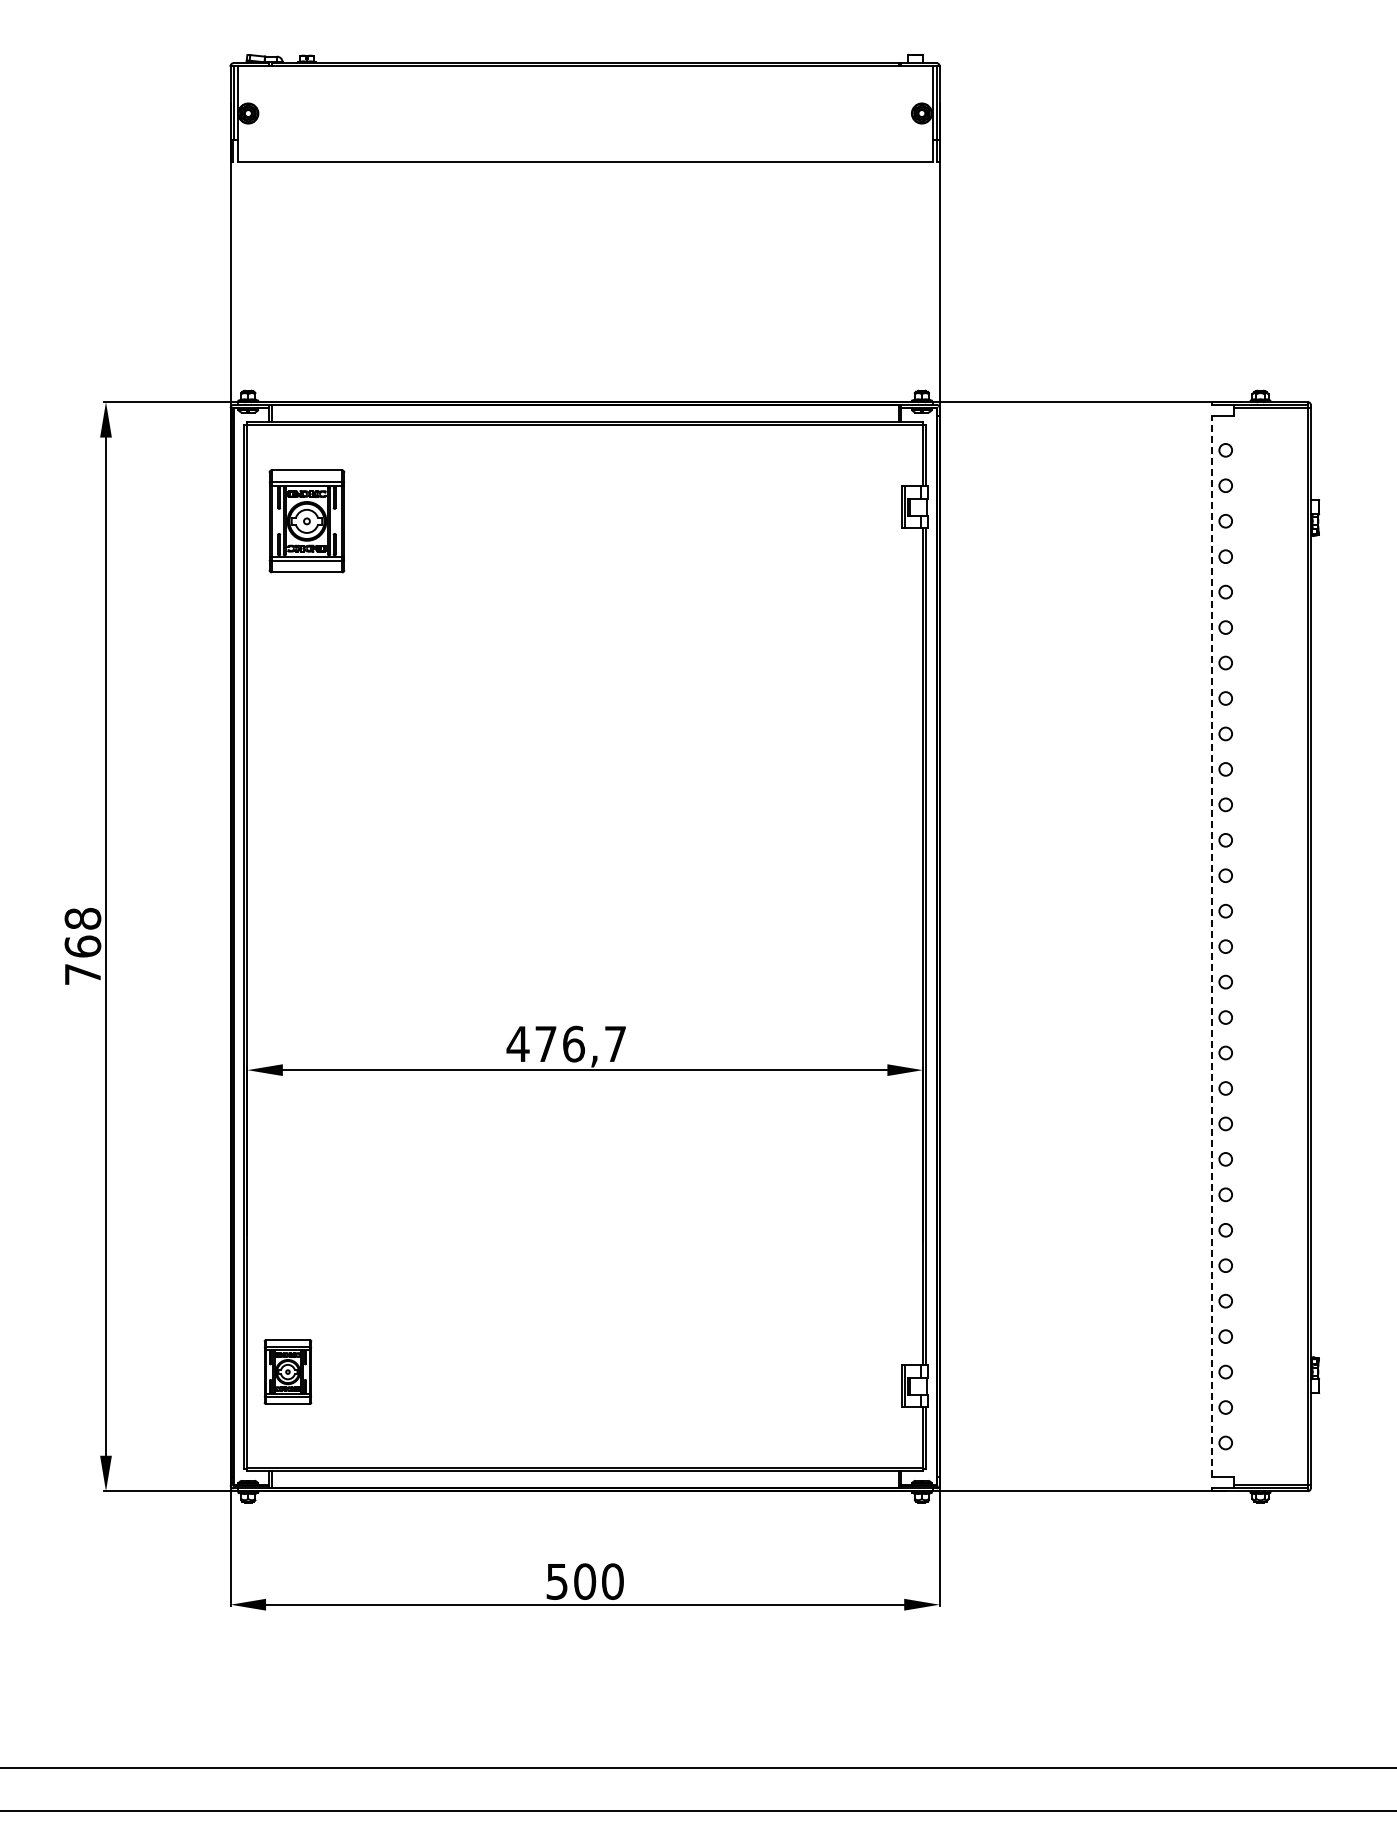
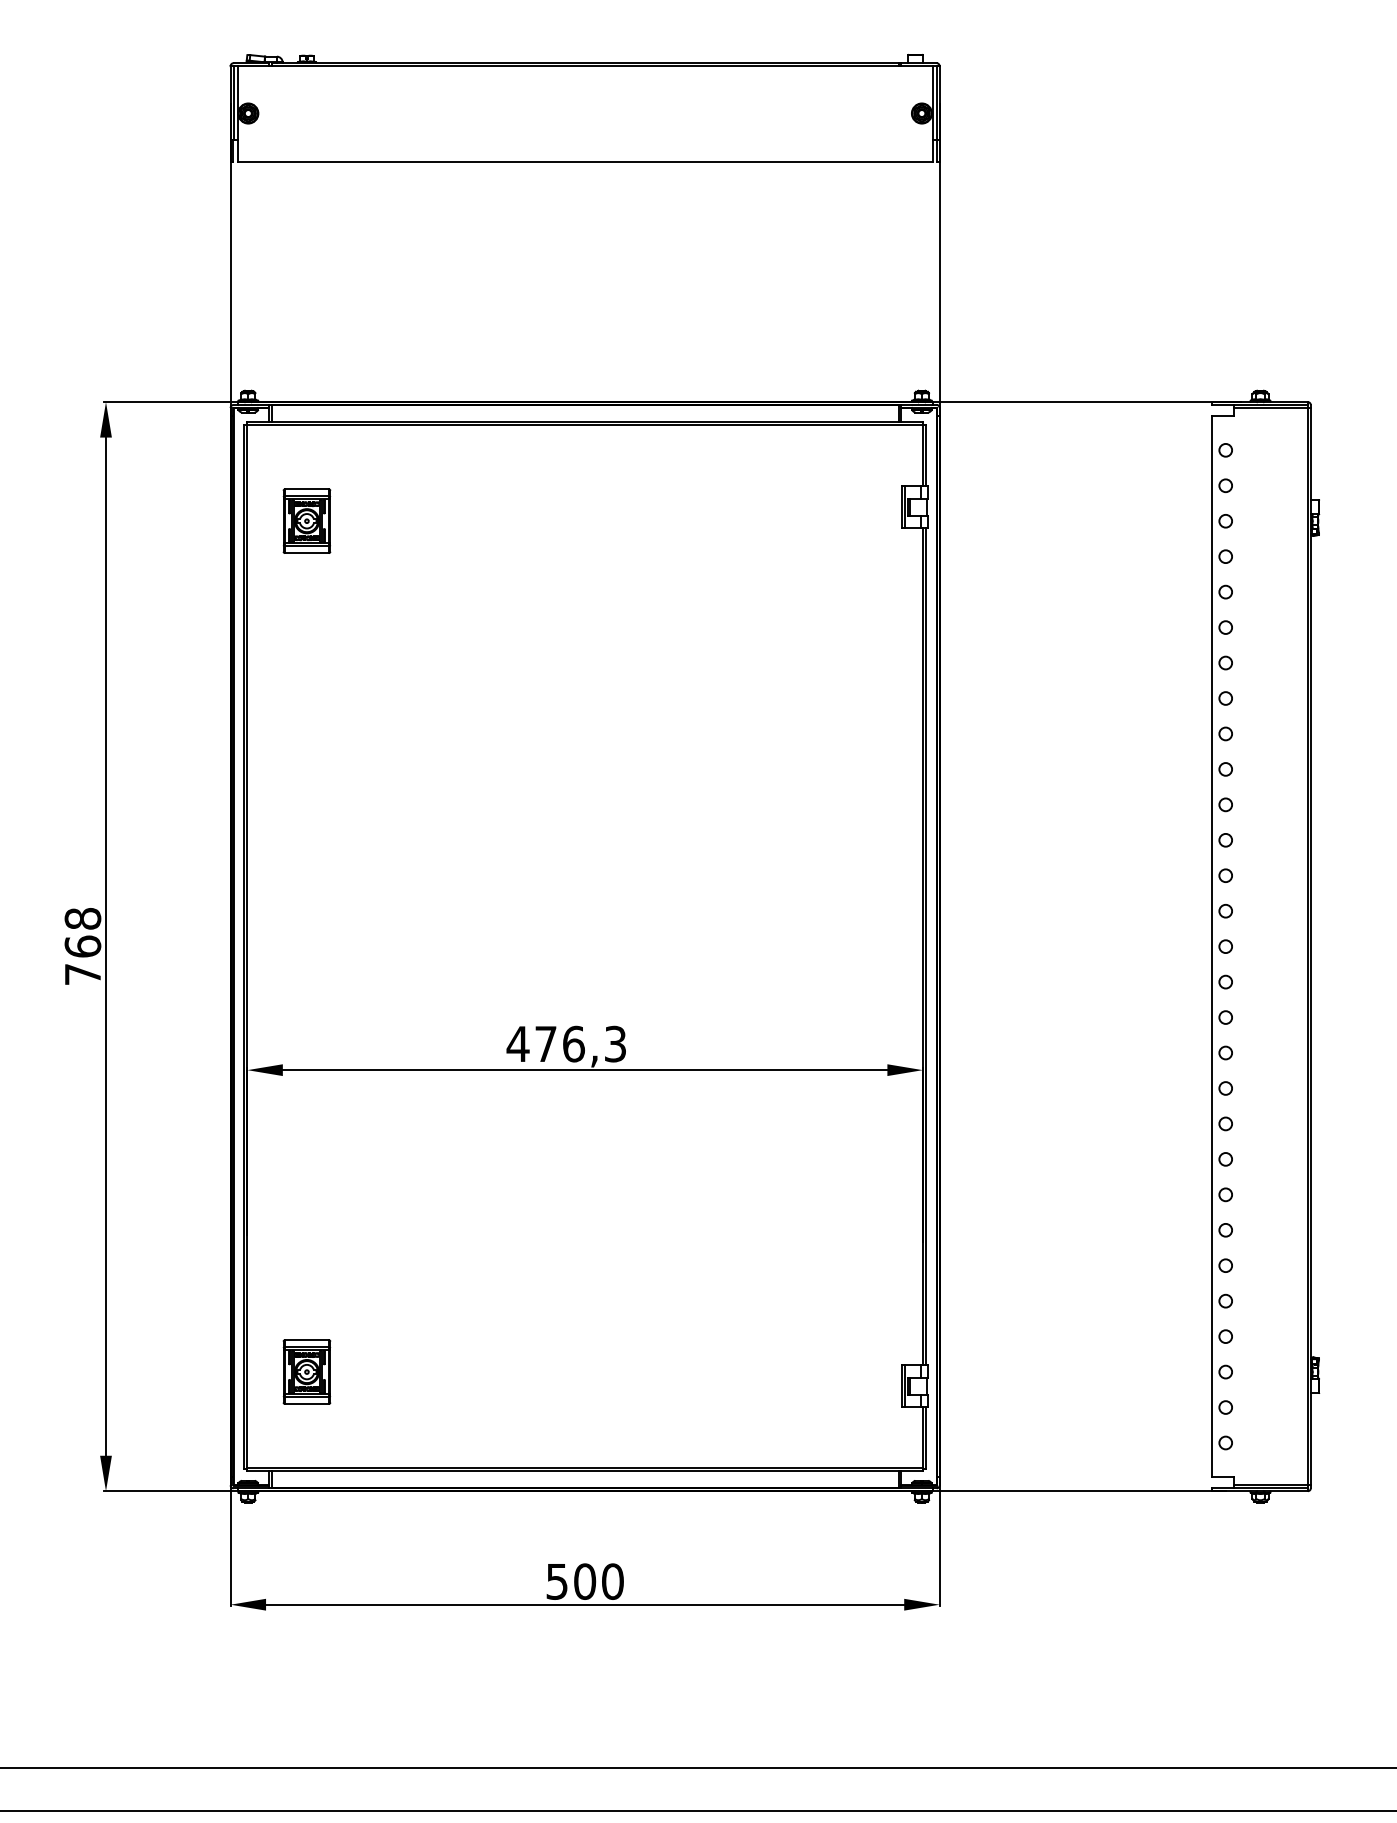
part size: 78x105 px -> 50x66 px (306, 520)
line: dashed -> solid (1212, 946)
text: 476,7 -> 476,3 (615, 1043)
part position: (287, 1371) -> (306, 1371) (306, 1371)
